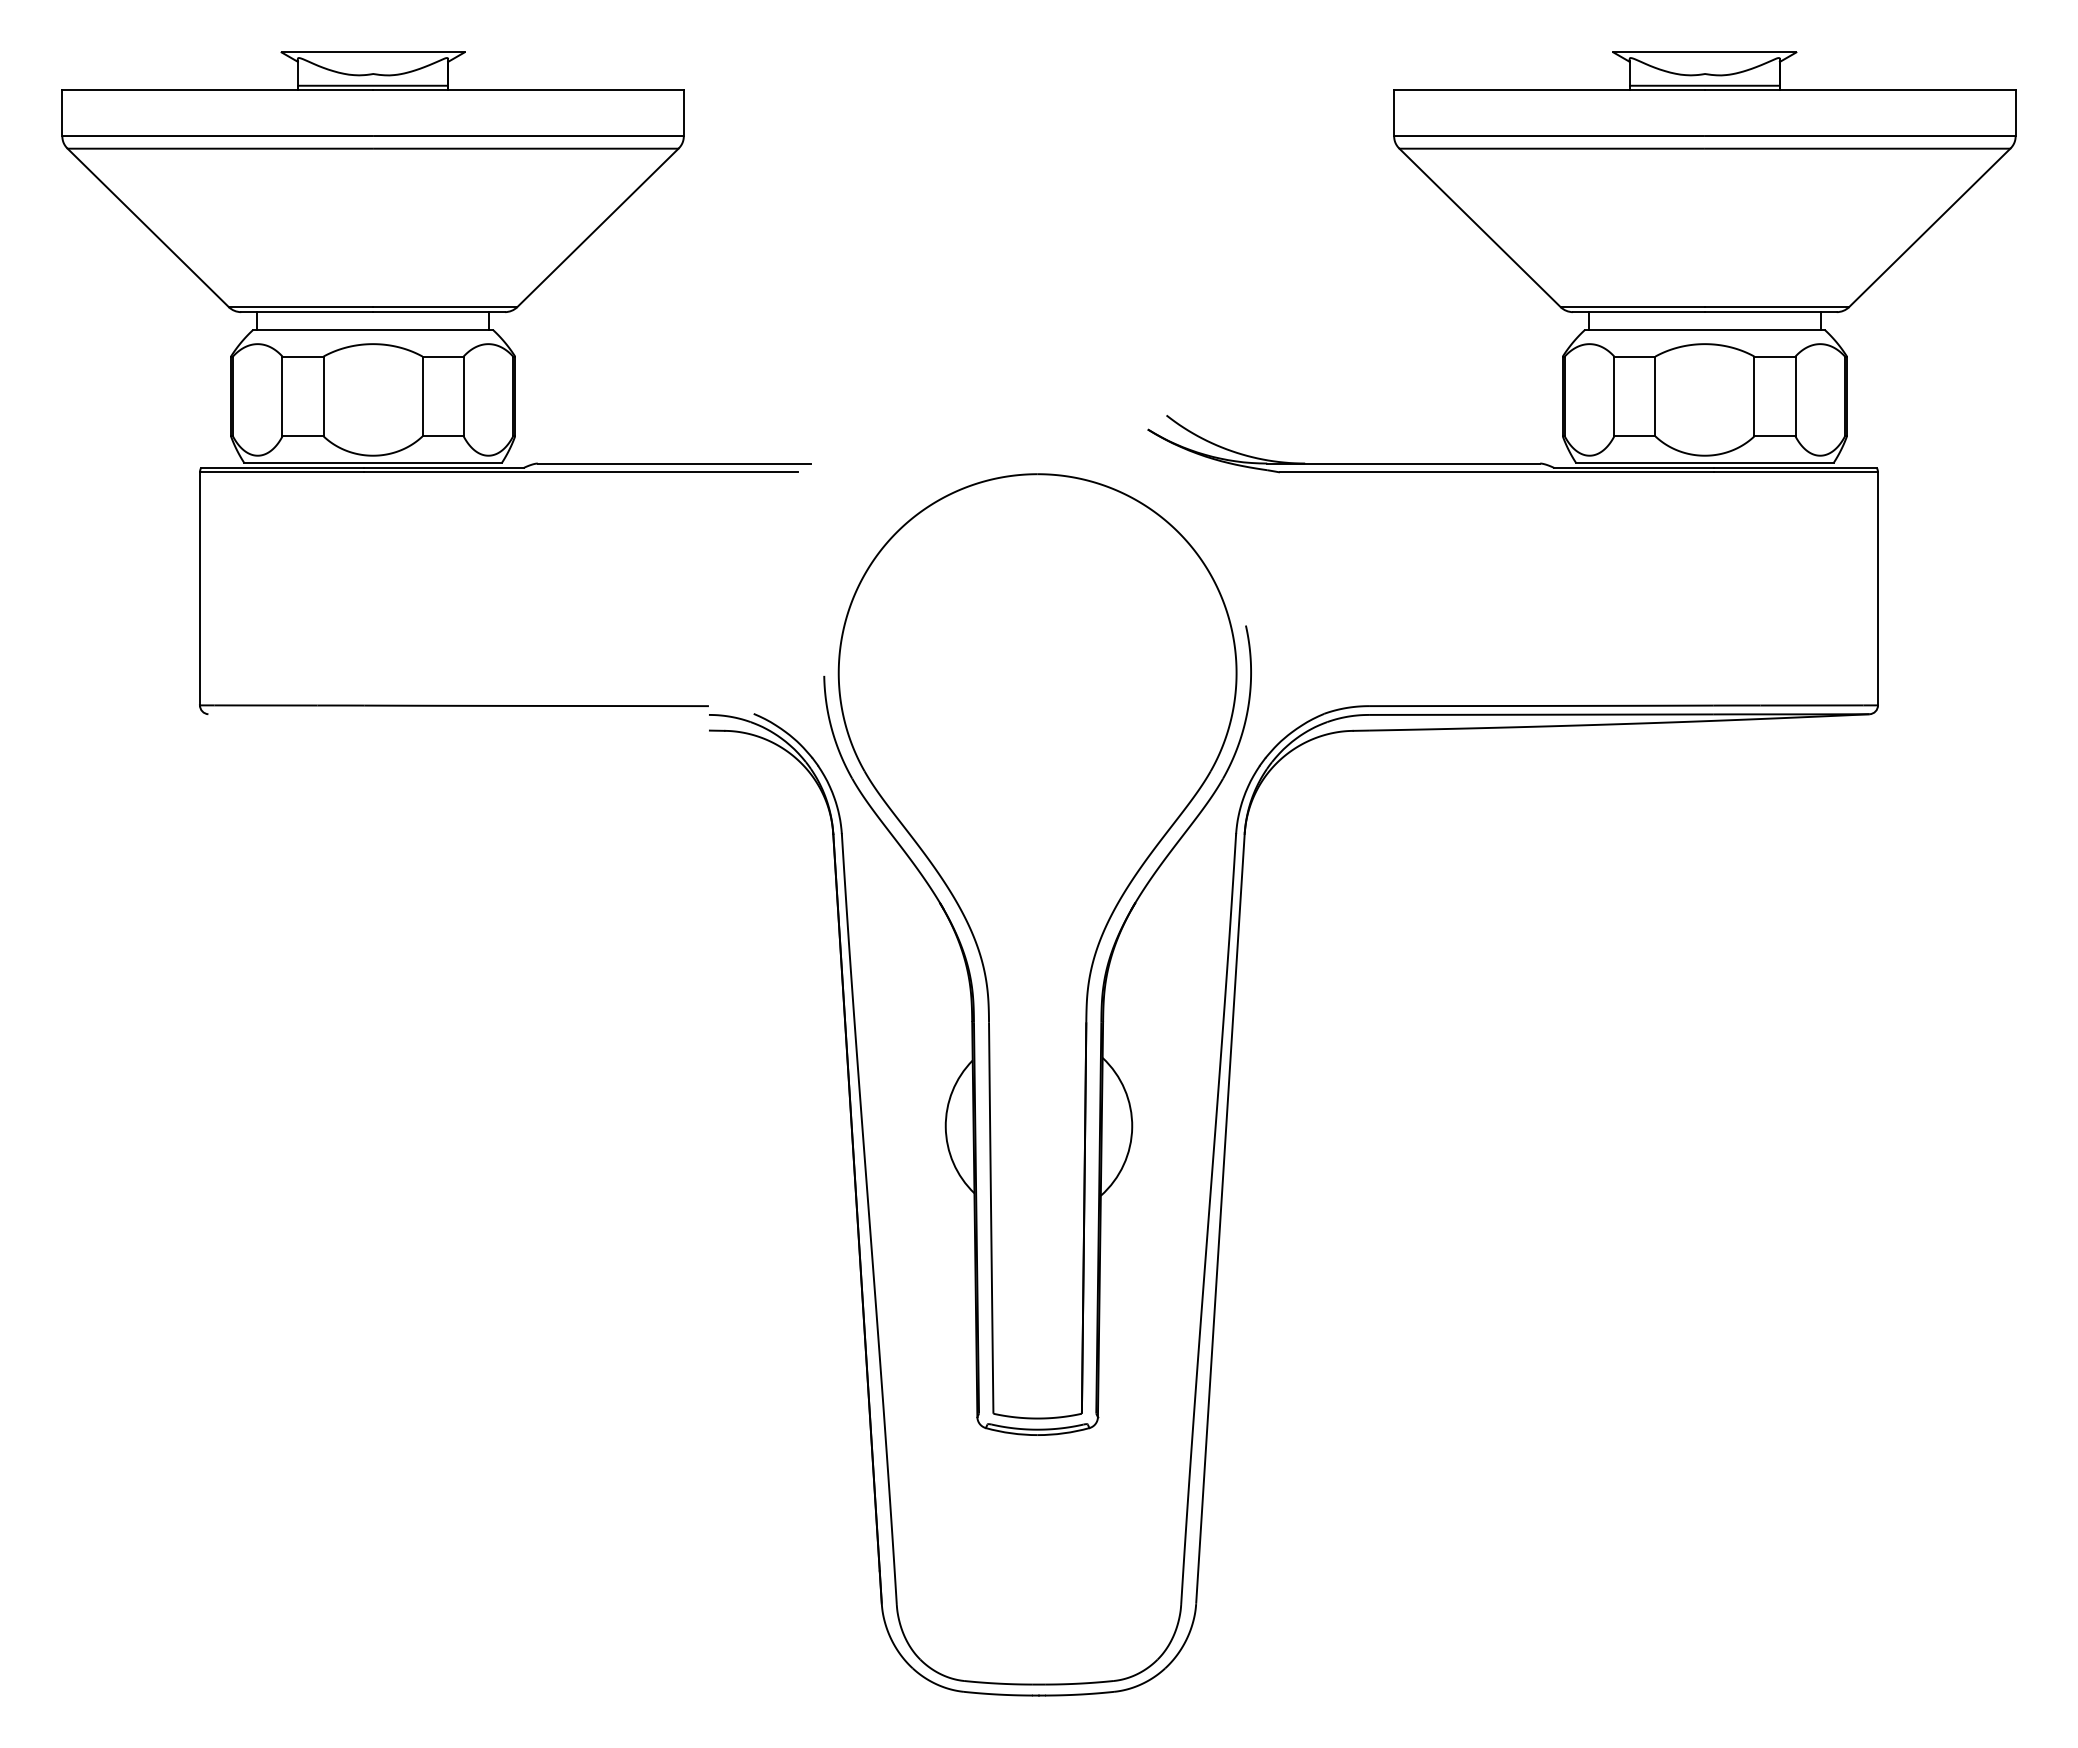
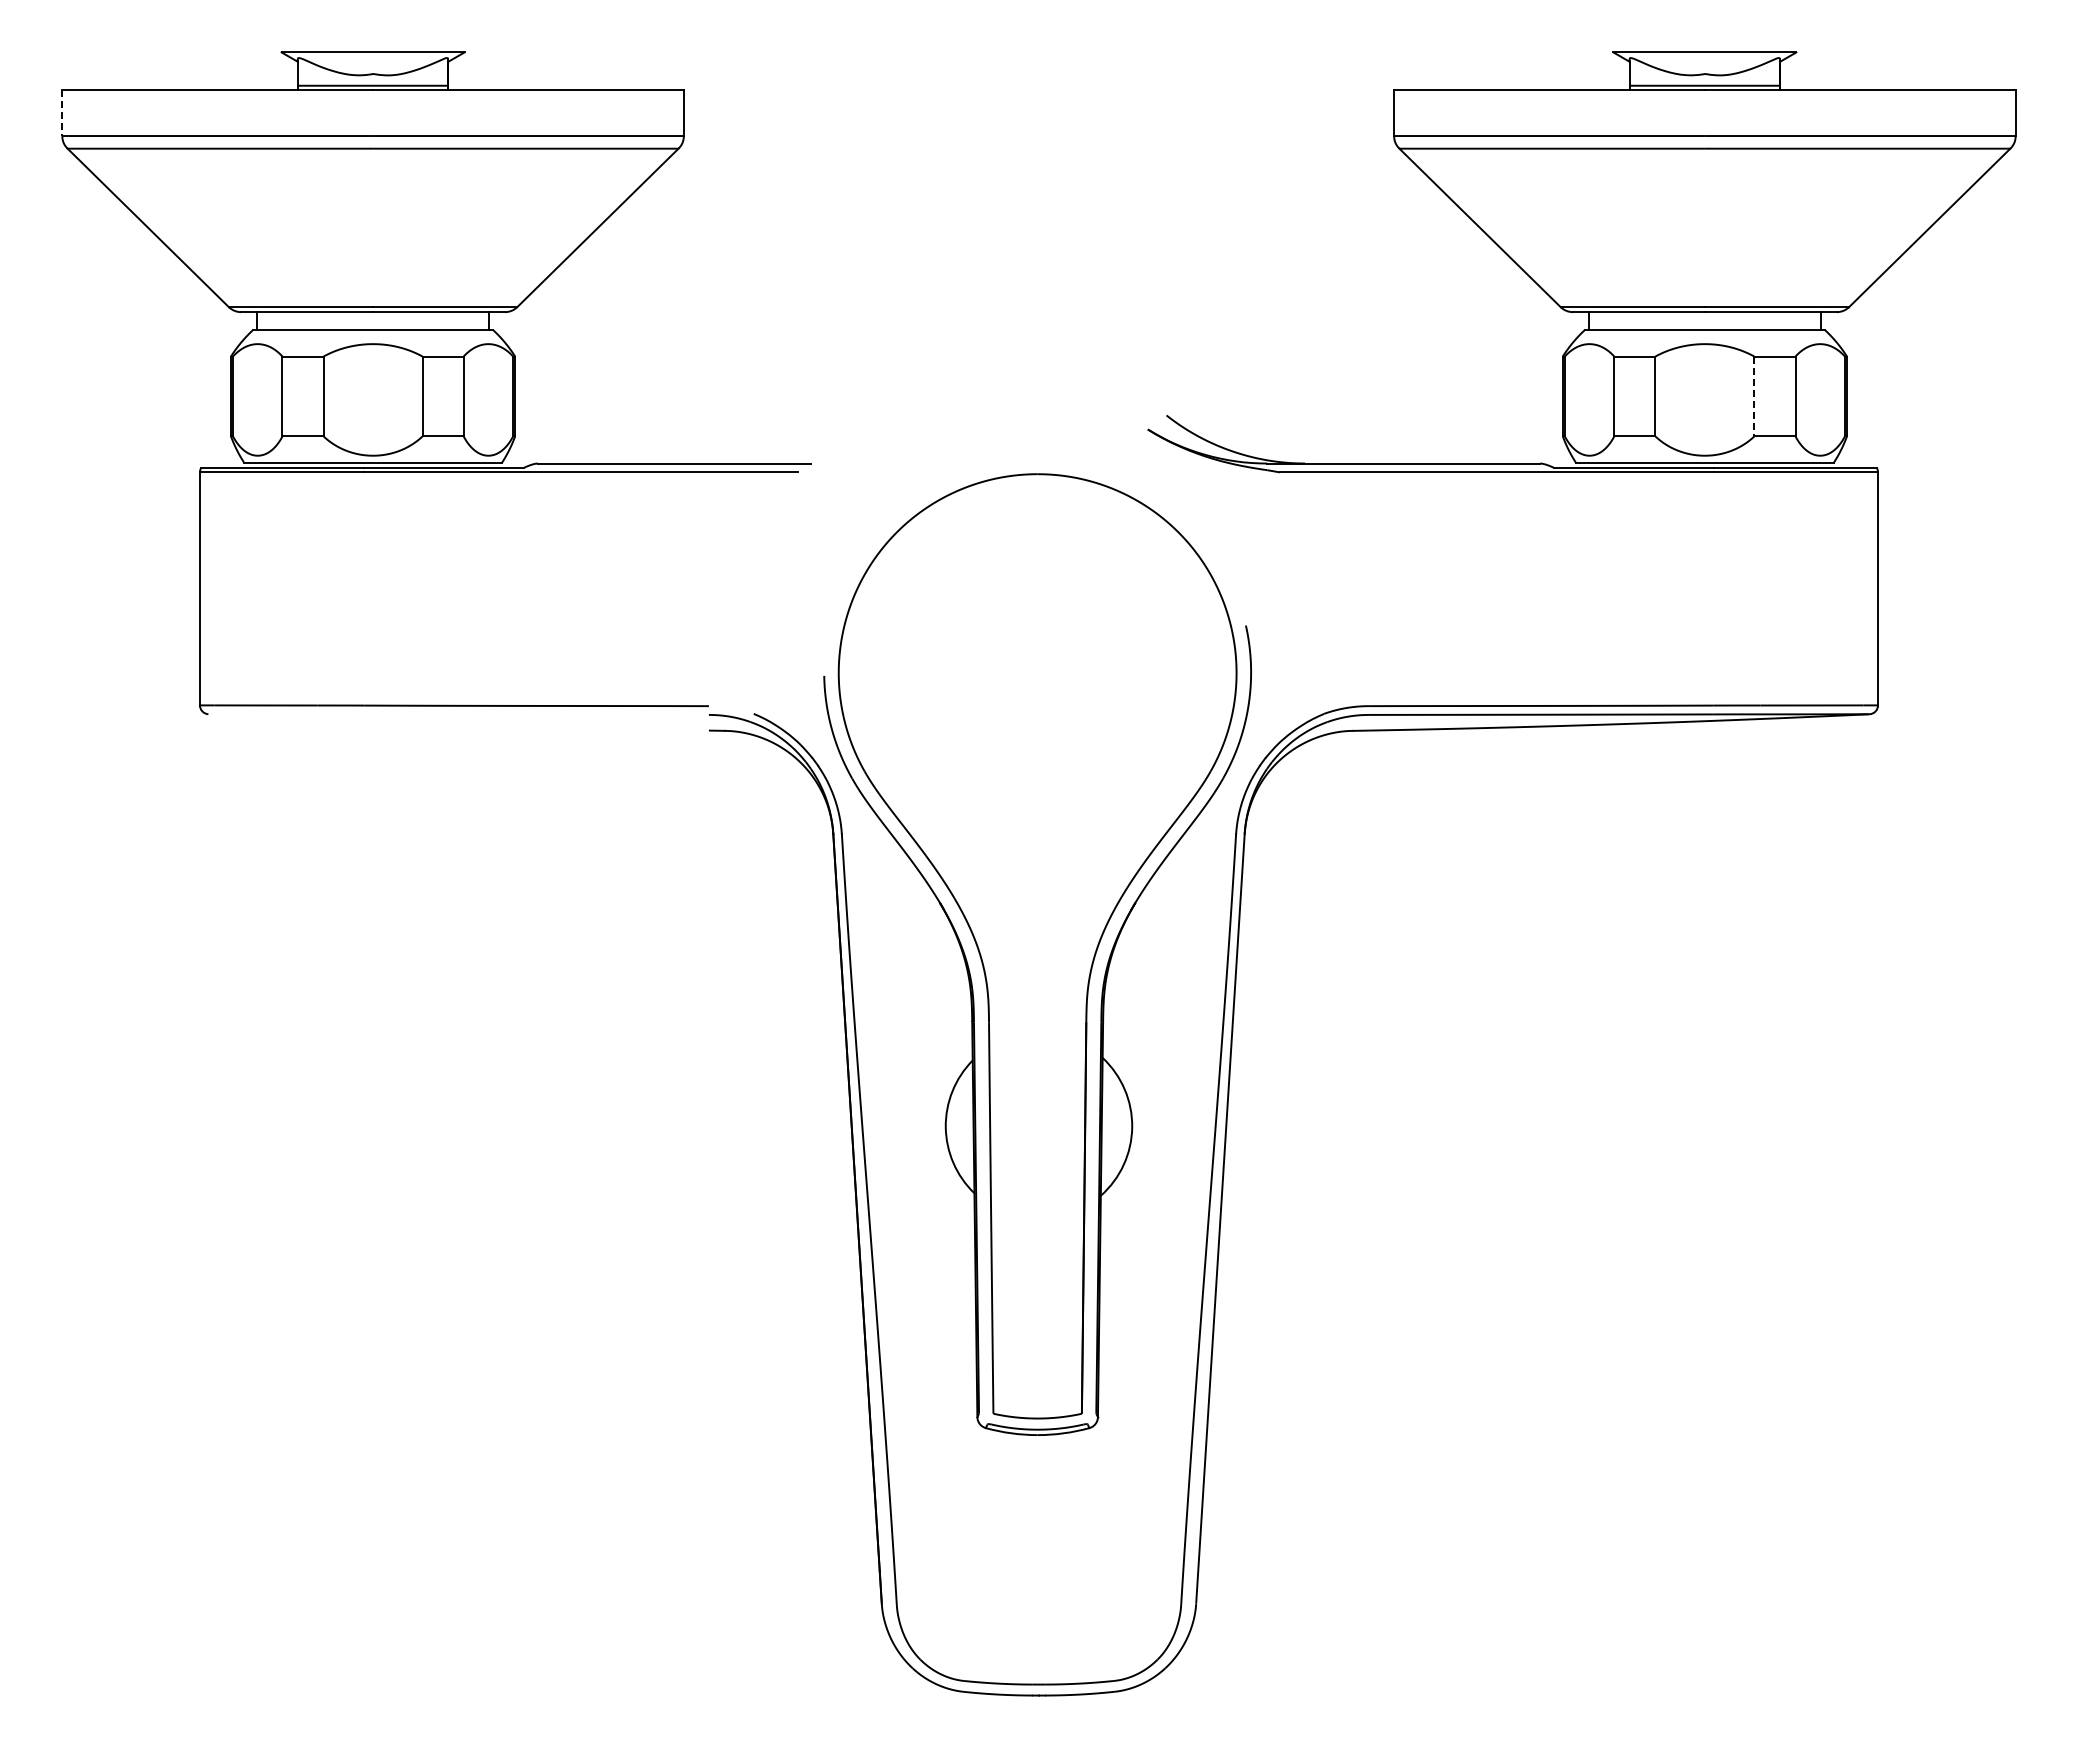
line: solid -> dashed (62, 113)
line: solid -> dashed (1754, 396)
